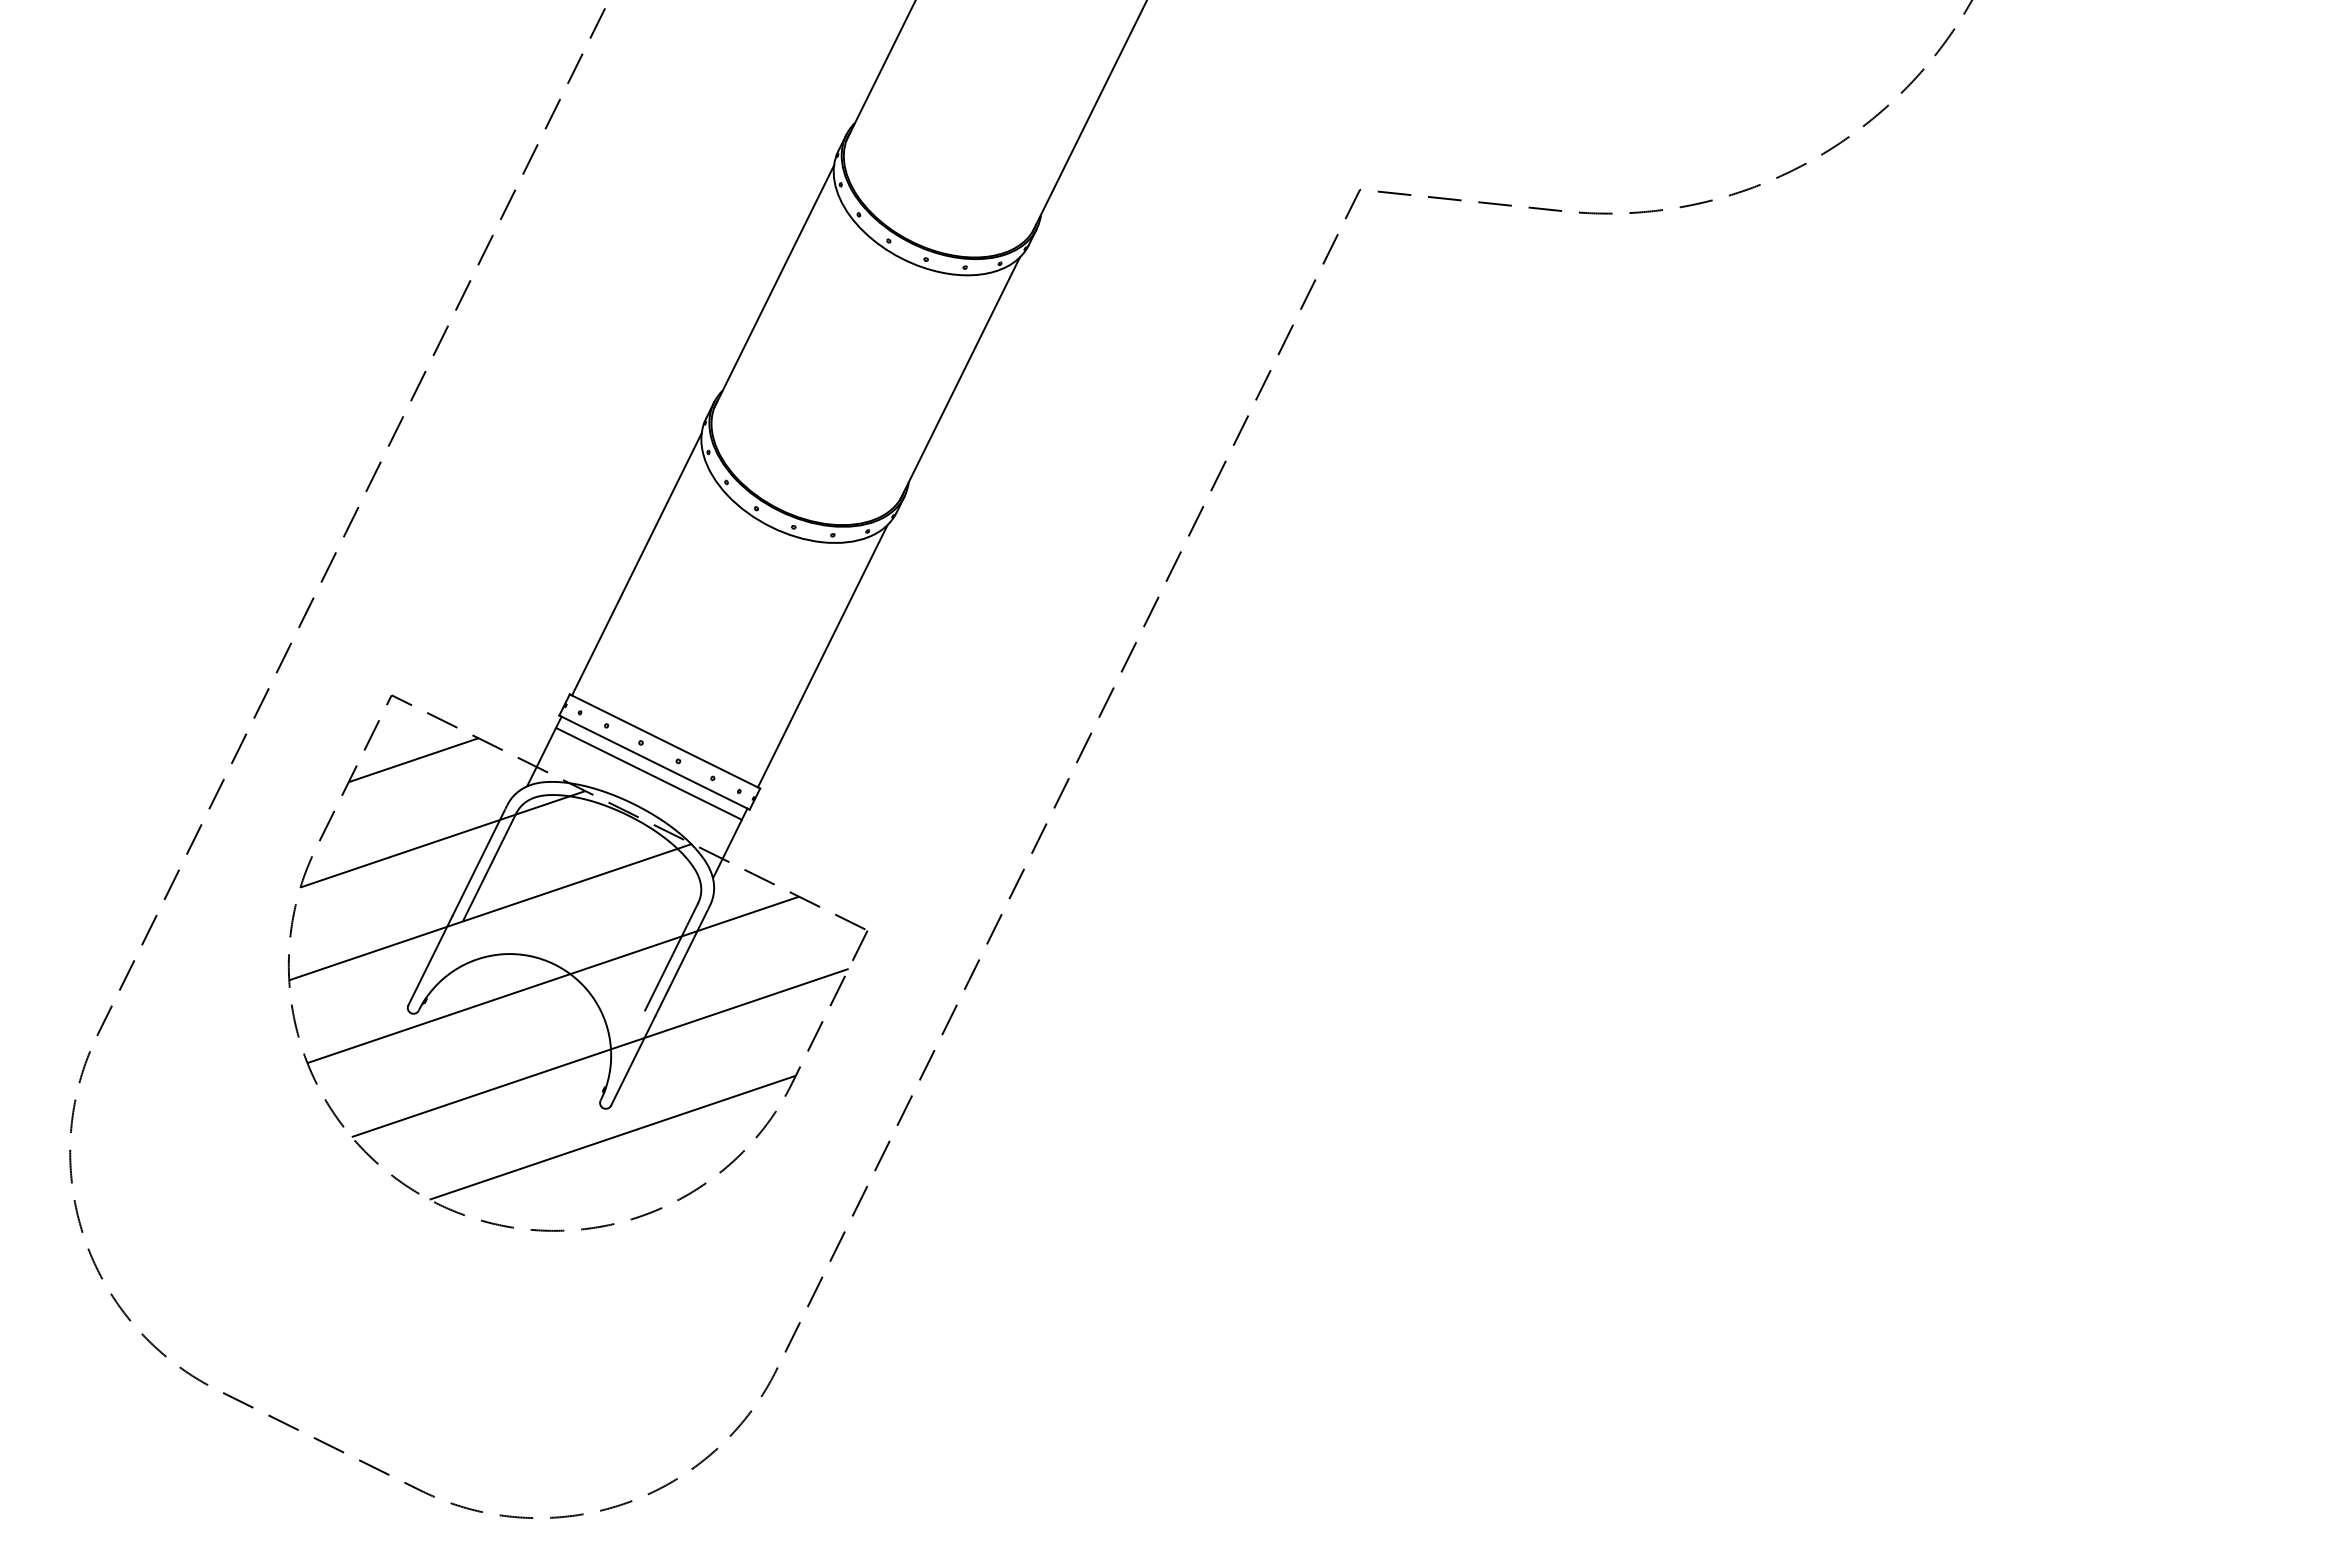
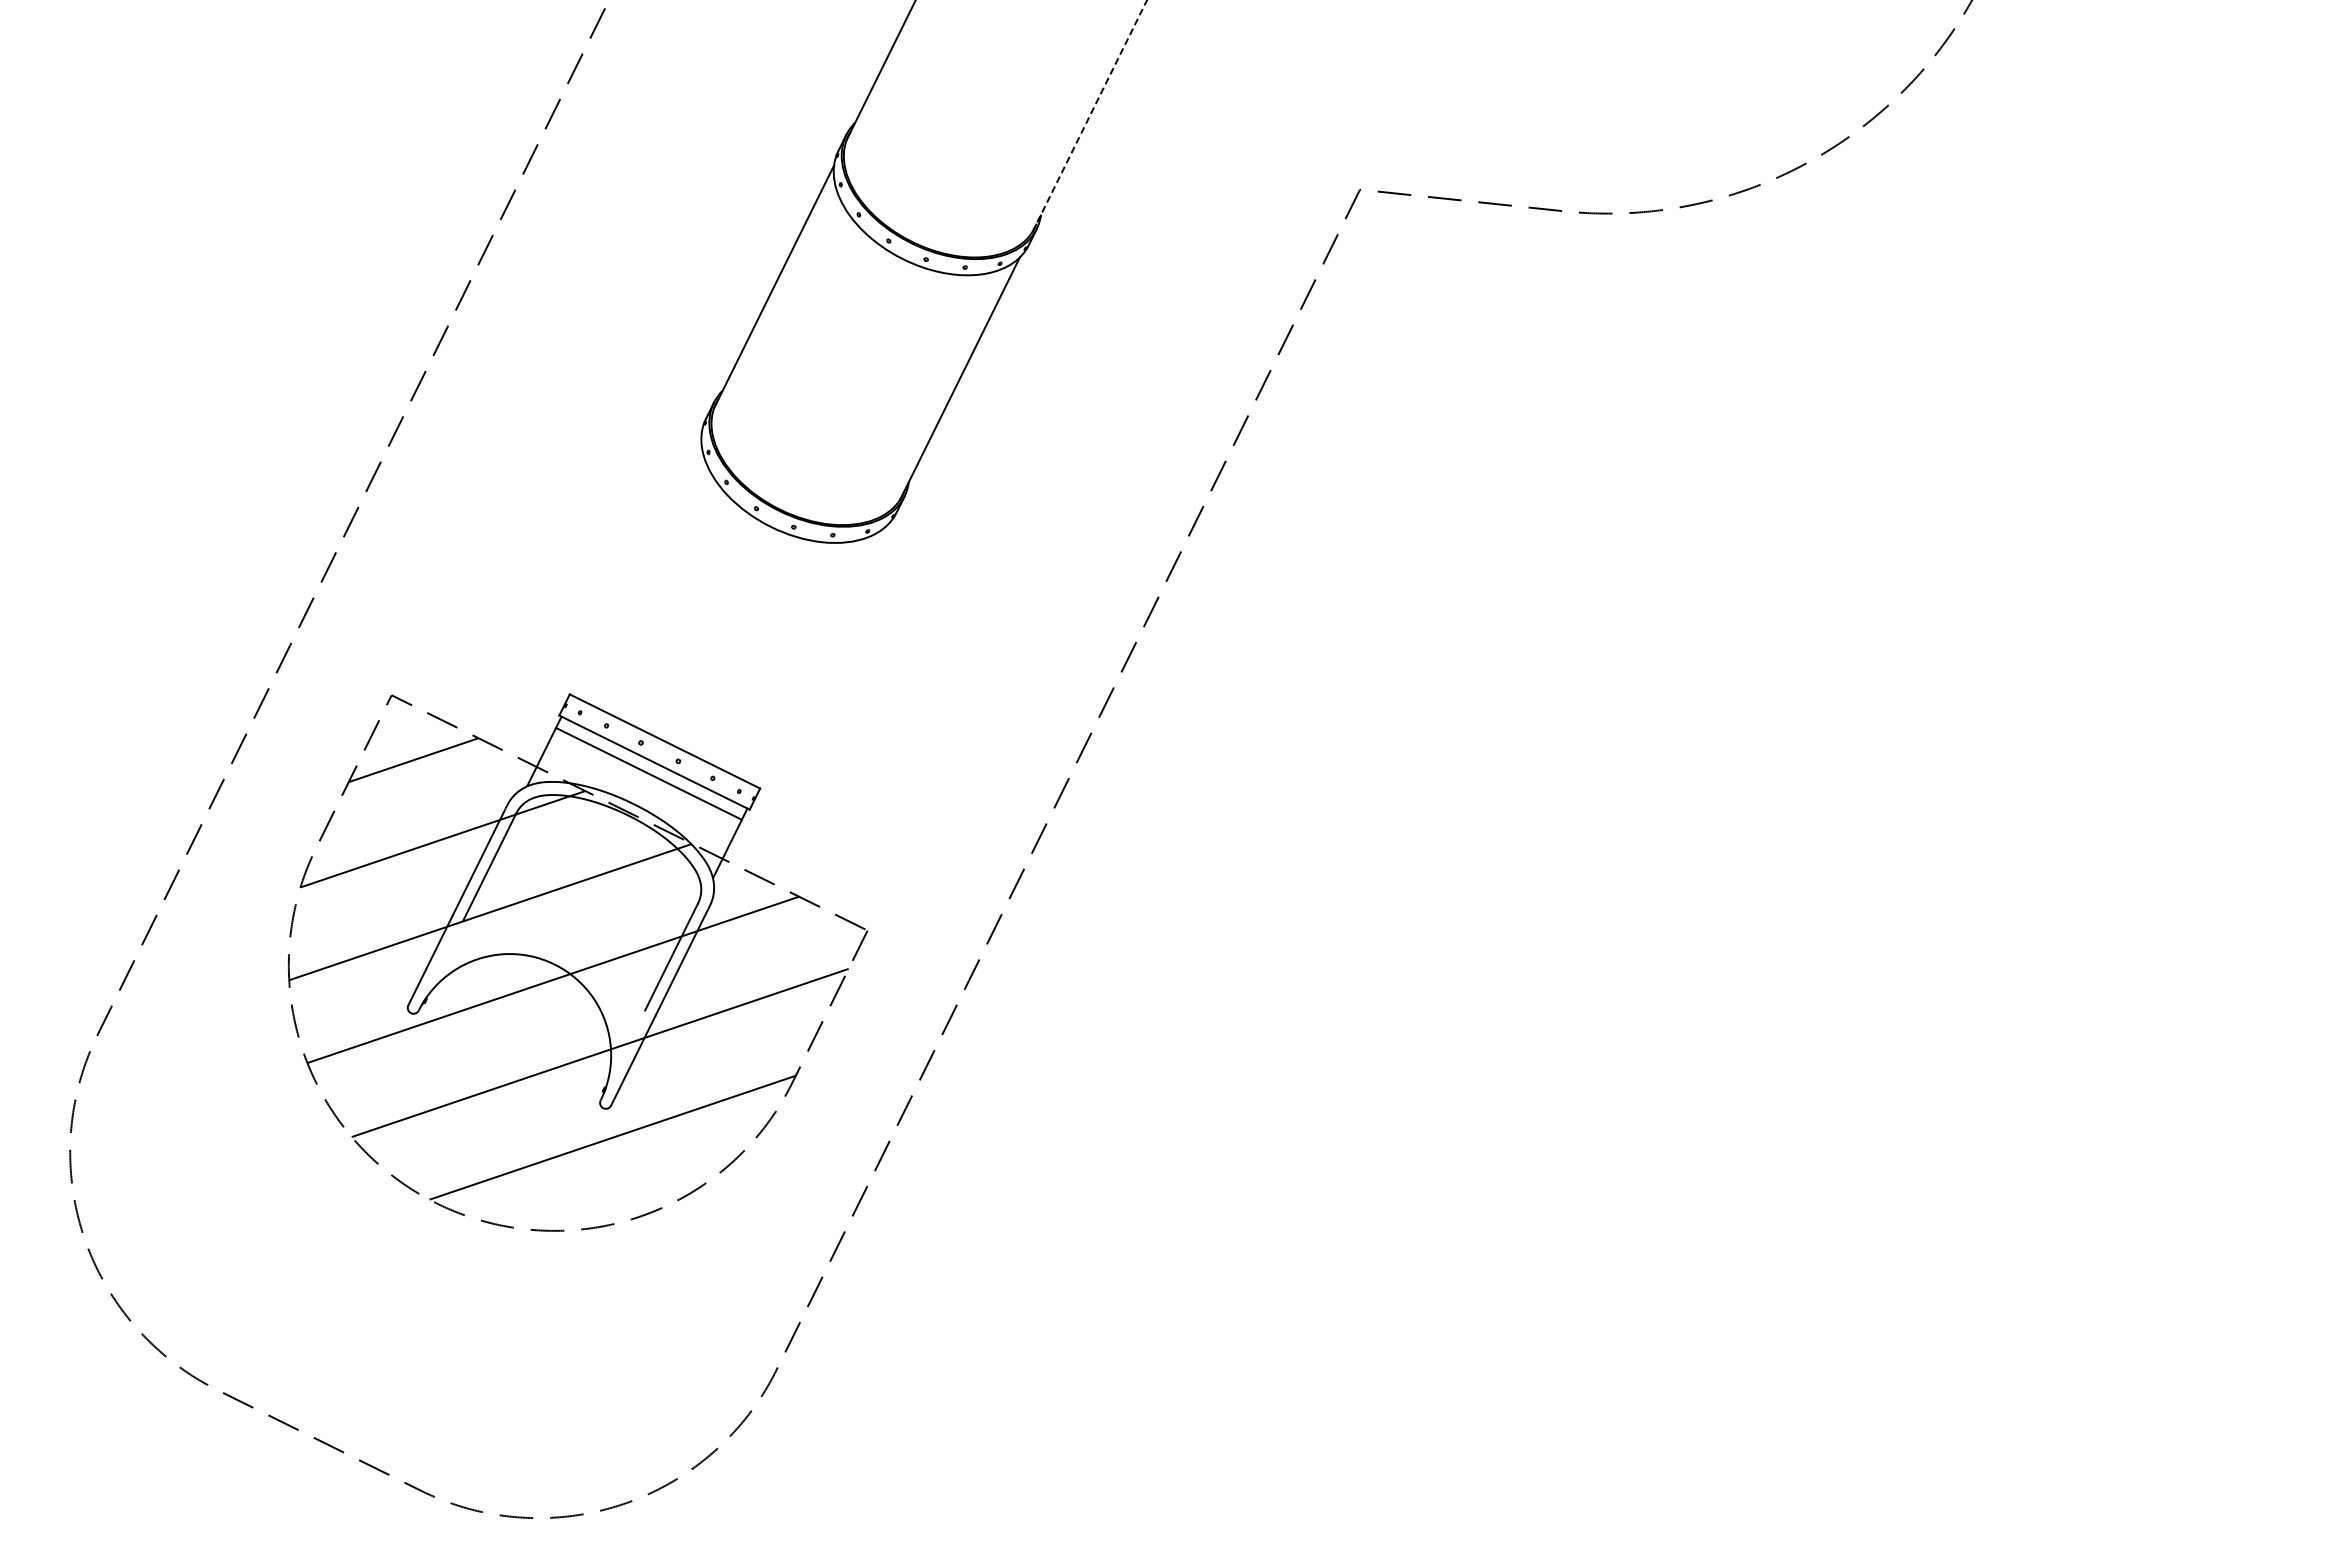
line: solid -> dashed (1089, 115)
line: present -> none (636, 564)
line: present -> none (822, 656)
